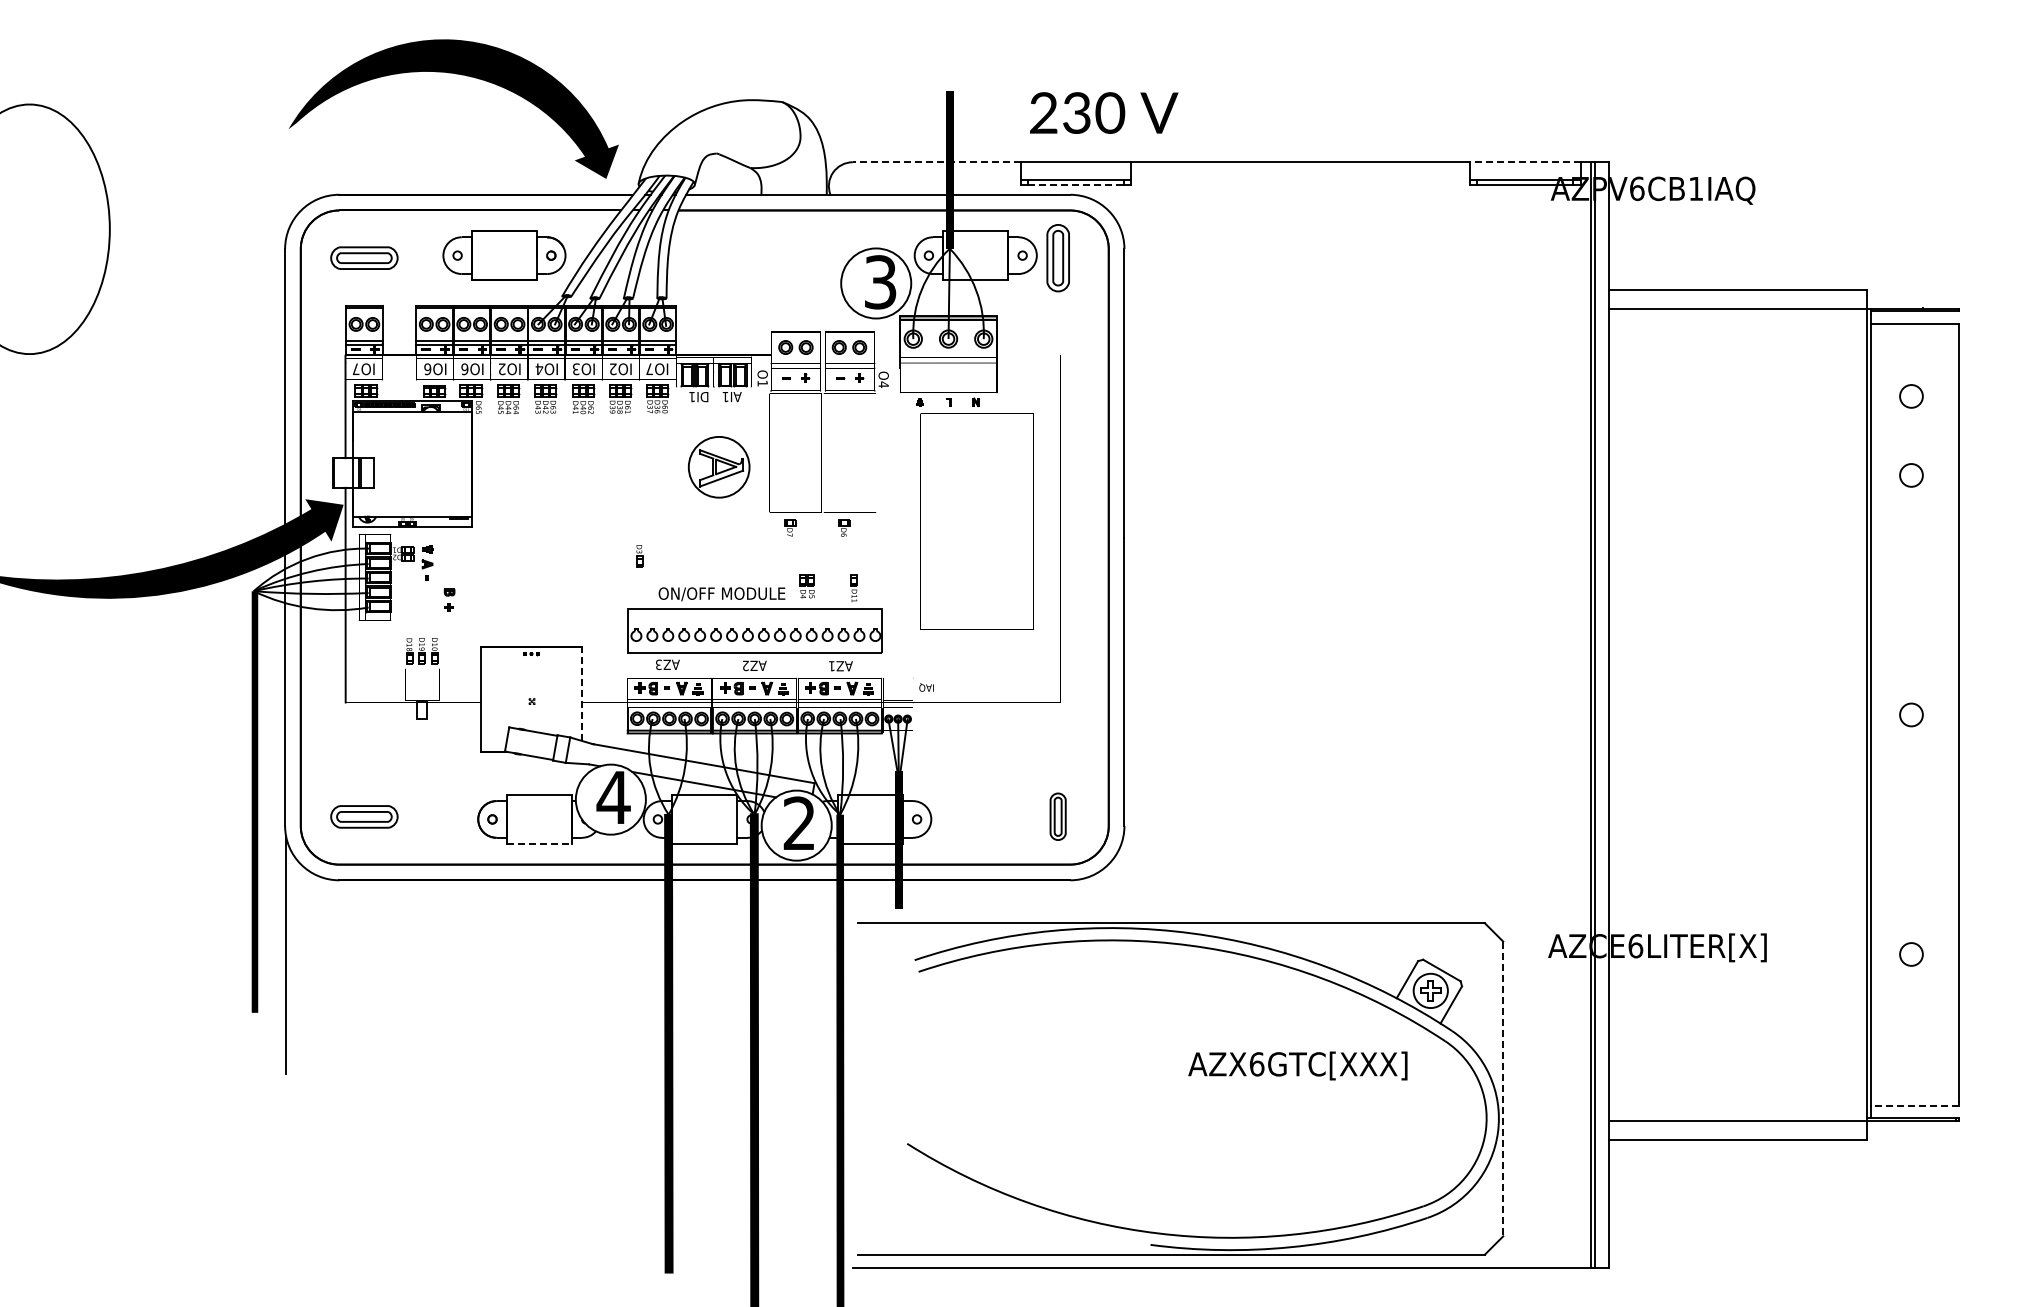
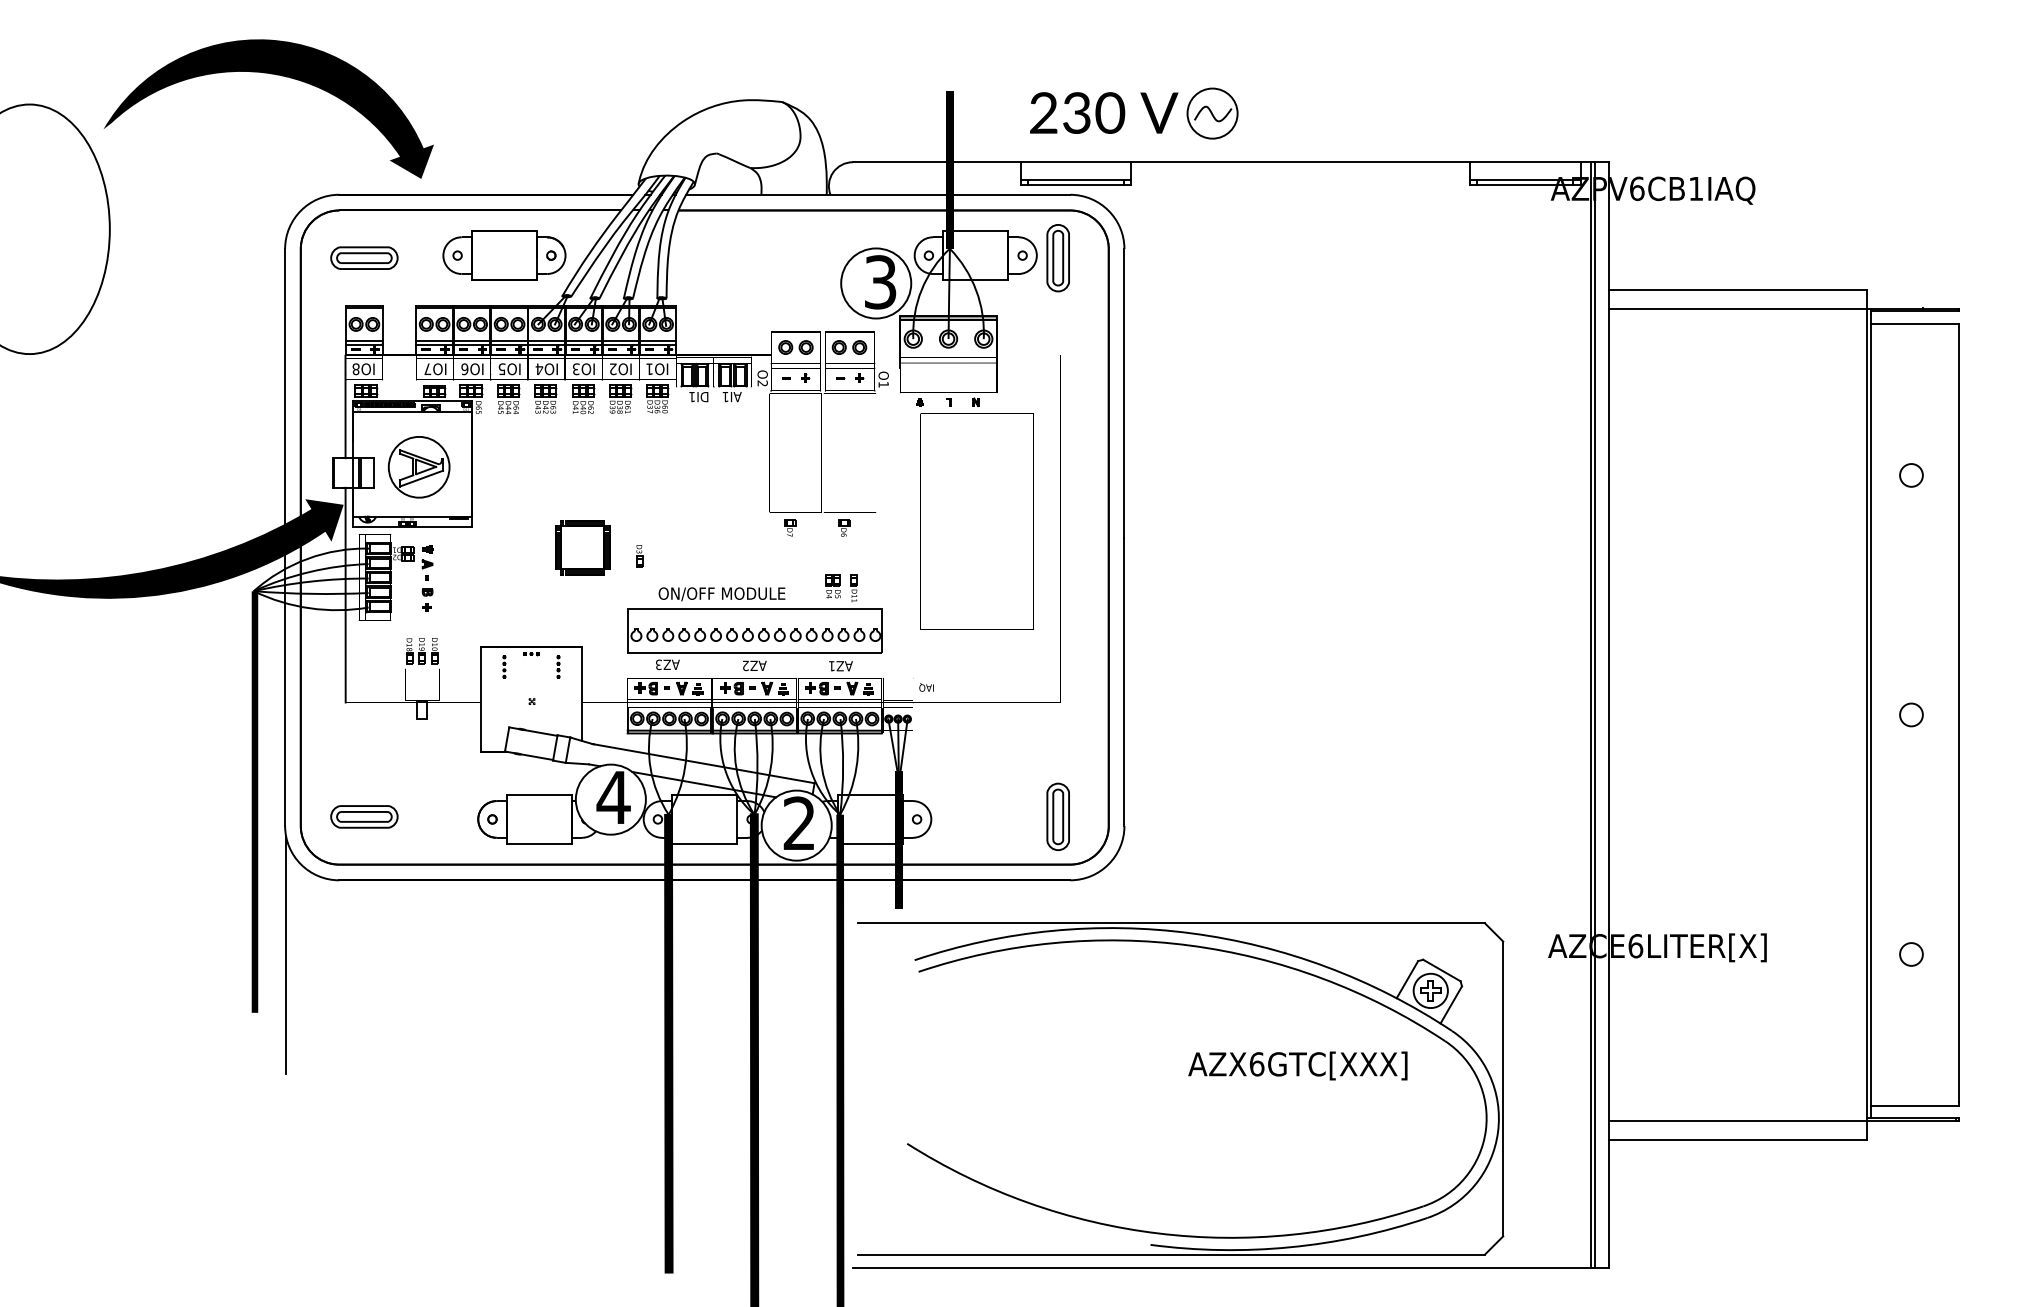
part position: (461, 75) -> (276, 75) (276, 75)
part: none -> present (1212, 113)
line: dashed -> solid (936, 162)
line: dashed -> solid (1524, 162)
line: dashed -> solid (1075, 185)
text: IO7 -> IO1 (649, 368)
text: IO7 -> IO8 (355, 369)
text: IO6 -> IO7 (427, 369)
text: IO2 -> IO5 (501, 369)
text: O1 -> O2 (762, 383)
text: O4 -> O1 (883, 384)
circle: present -> none (1911, 396)
part position: (718, 467) -> (418, 467) (418, 467)
part: none -> present (582, 547)
part position: (806, 586) -> (832, 586) (832, 586)
part position: (449, 599) -> (427, 599) (427, 599)
line: none -> present (504, 665)
line: none -> present (558, 665)
line: dashed -> solid (582, 693)
part size: 18x49 px -> 24x69 px (1057, 816)
line: dashed -> solid (539, 843)
line: dashed -> solid (1503, 1089)
line: dashed -> solid (1914, 1106)
